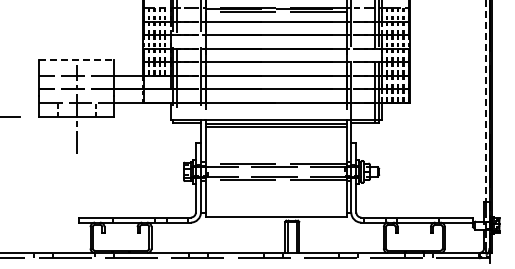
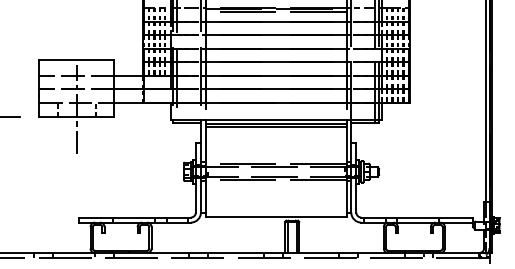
line: dashed -> solid (76, 60)
line: dashed -> solid (485, 101)
